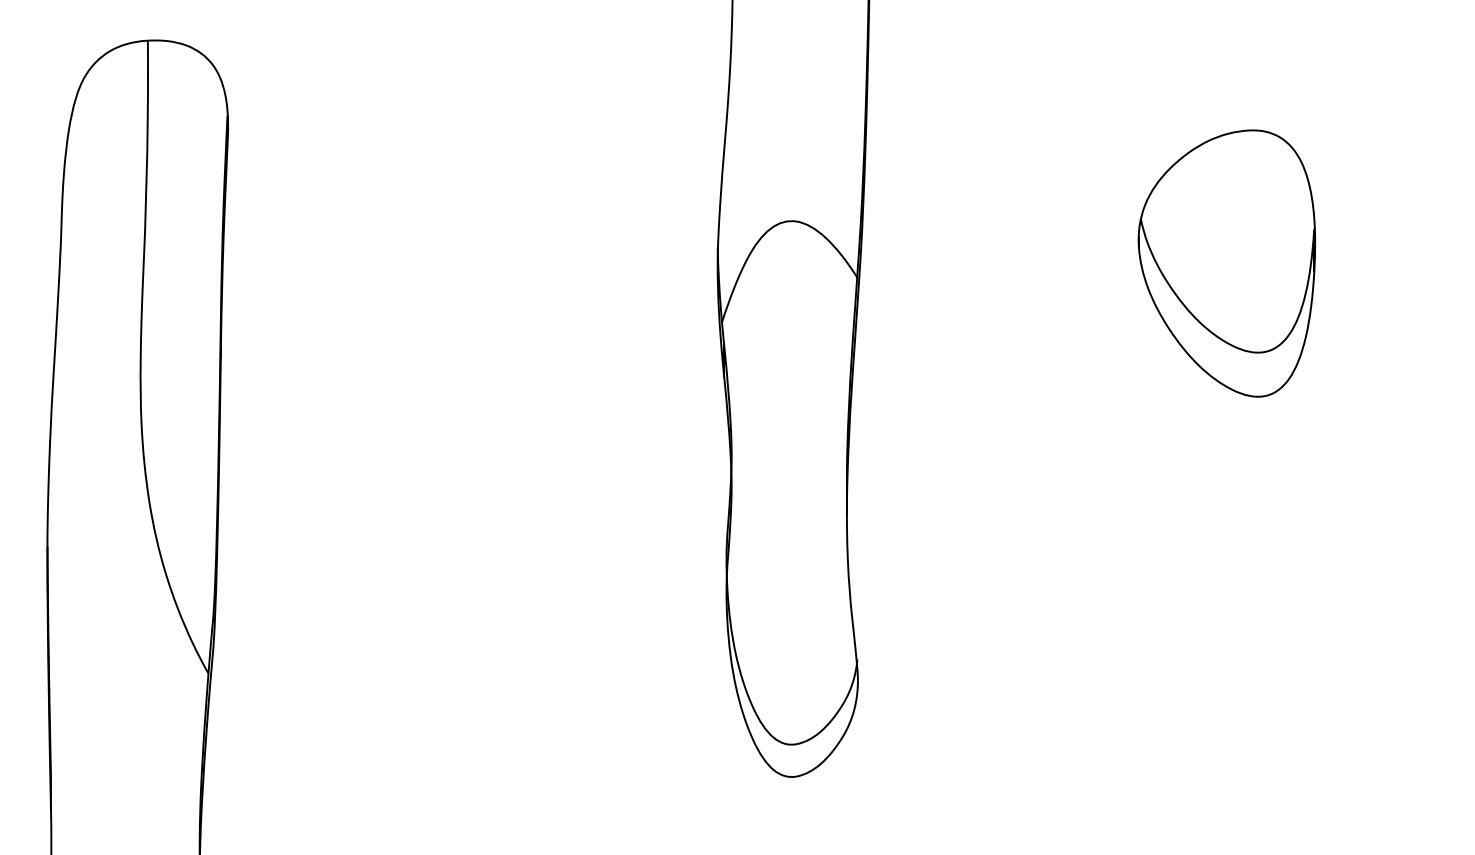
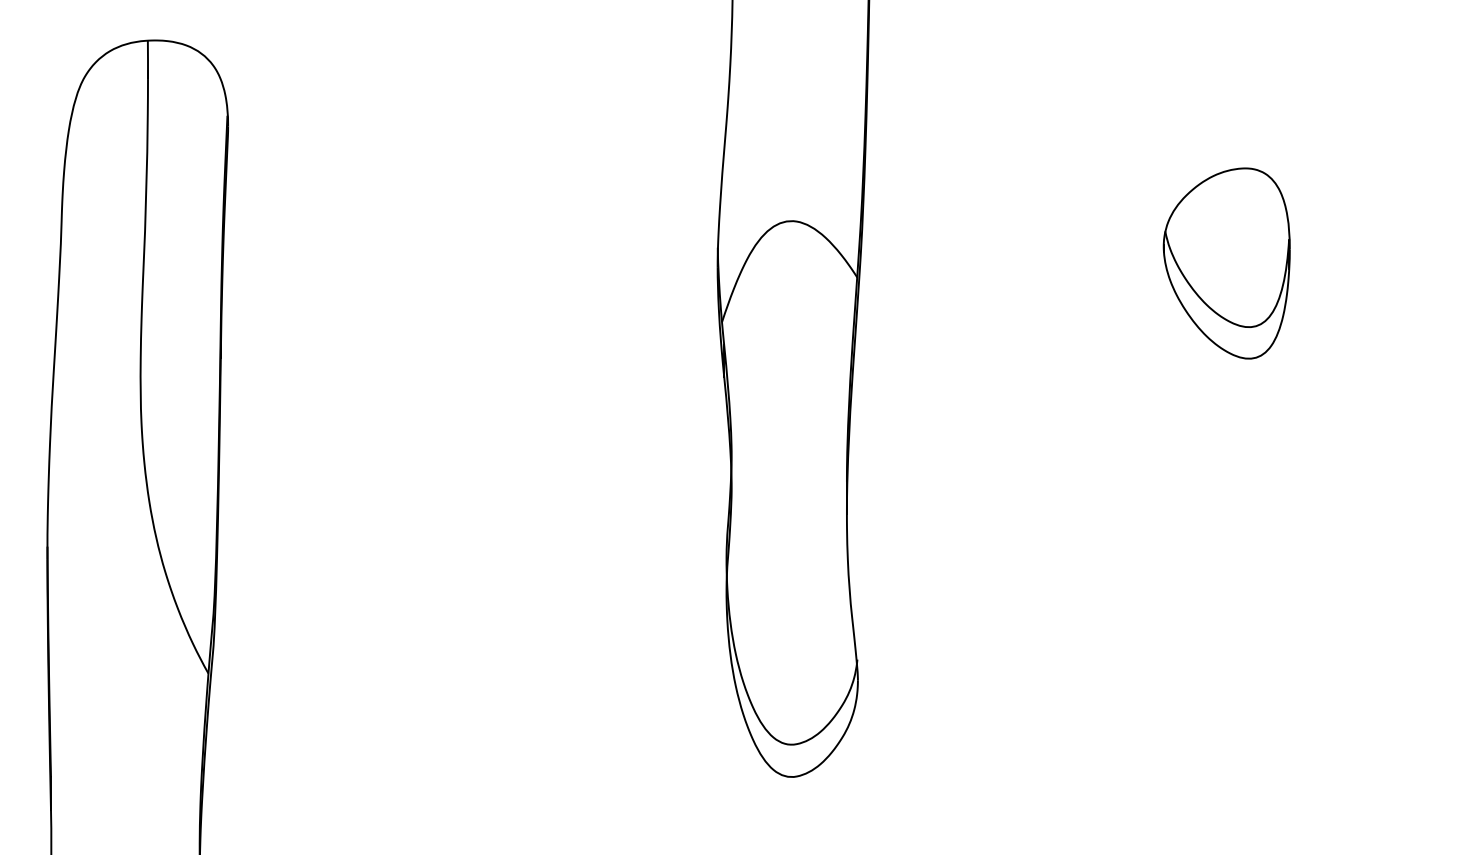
part size: 180x269 px -> 129x193 px (1226, 263)
